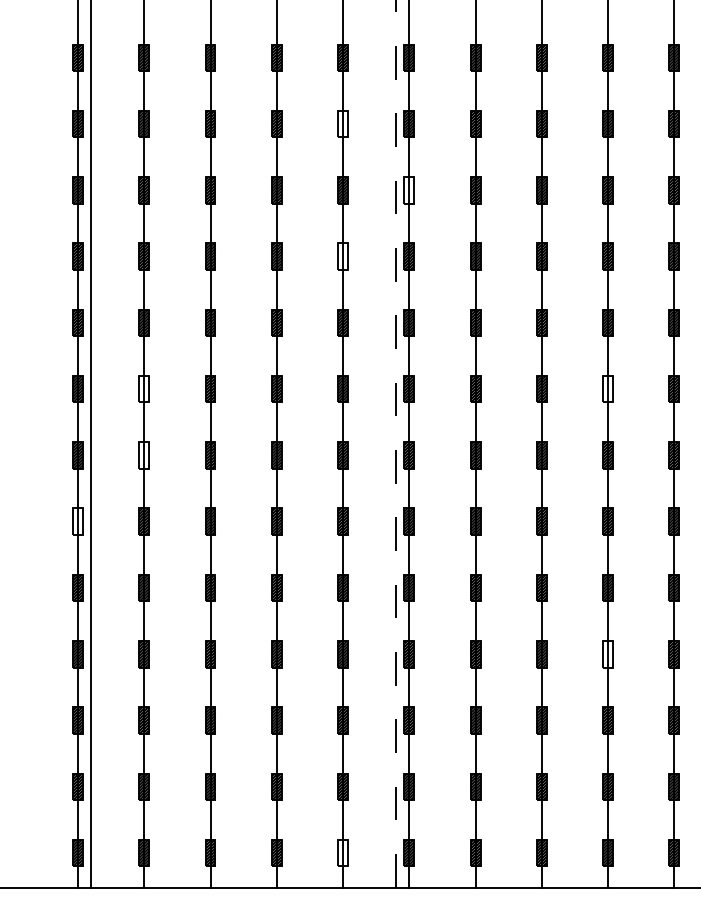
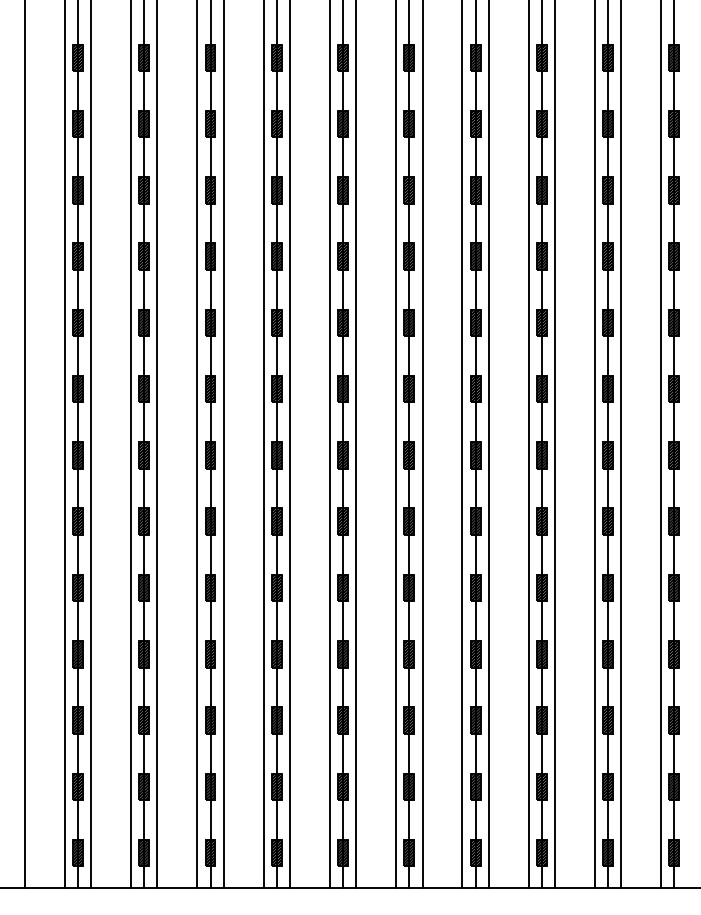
hatch: none -> present (343, 123)
hatch: none -> present (409, 190)
hatch: none -> present (343, 256)
hatch: none -> present (144, 388)
hatch: none -> present (608, 388)
line: dashed -> solid (396, 443)
line: none -> present (24, 444)
line: none -> present (64, 444)
line: none -> present (130, 444)
line: none -> present (157, 444)
line: none -> present (197, 444)
line: none -> present (223, 444)
line: none -> present (263, 444)
line: none -> present (290, 444)
line: none -> present (329, 444)
line: none -> present (356, 444)
line: none -> present (422, 444)
line: none -> present (462, 444)
line: none -> present (488, 444)
line: none -> present (528, 444)
line: none -> present (555, 444)
line: none -> present (594, 444)
line: none -> present (621, 444)
line: none -> present (661, 444)
hatch: none -> present (144, 455)
hatch: none -> present (77, 521)
hatch: none -> present (608, 654)
hatch: none -> present (343, 852)
